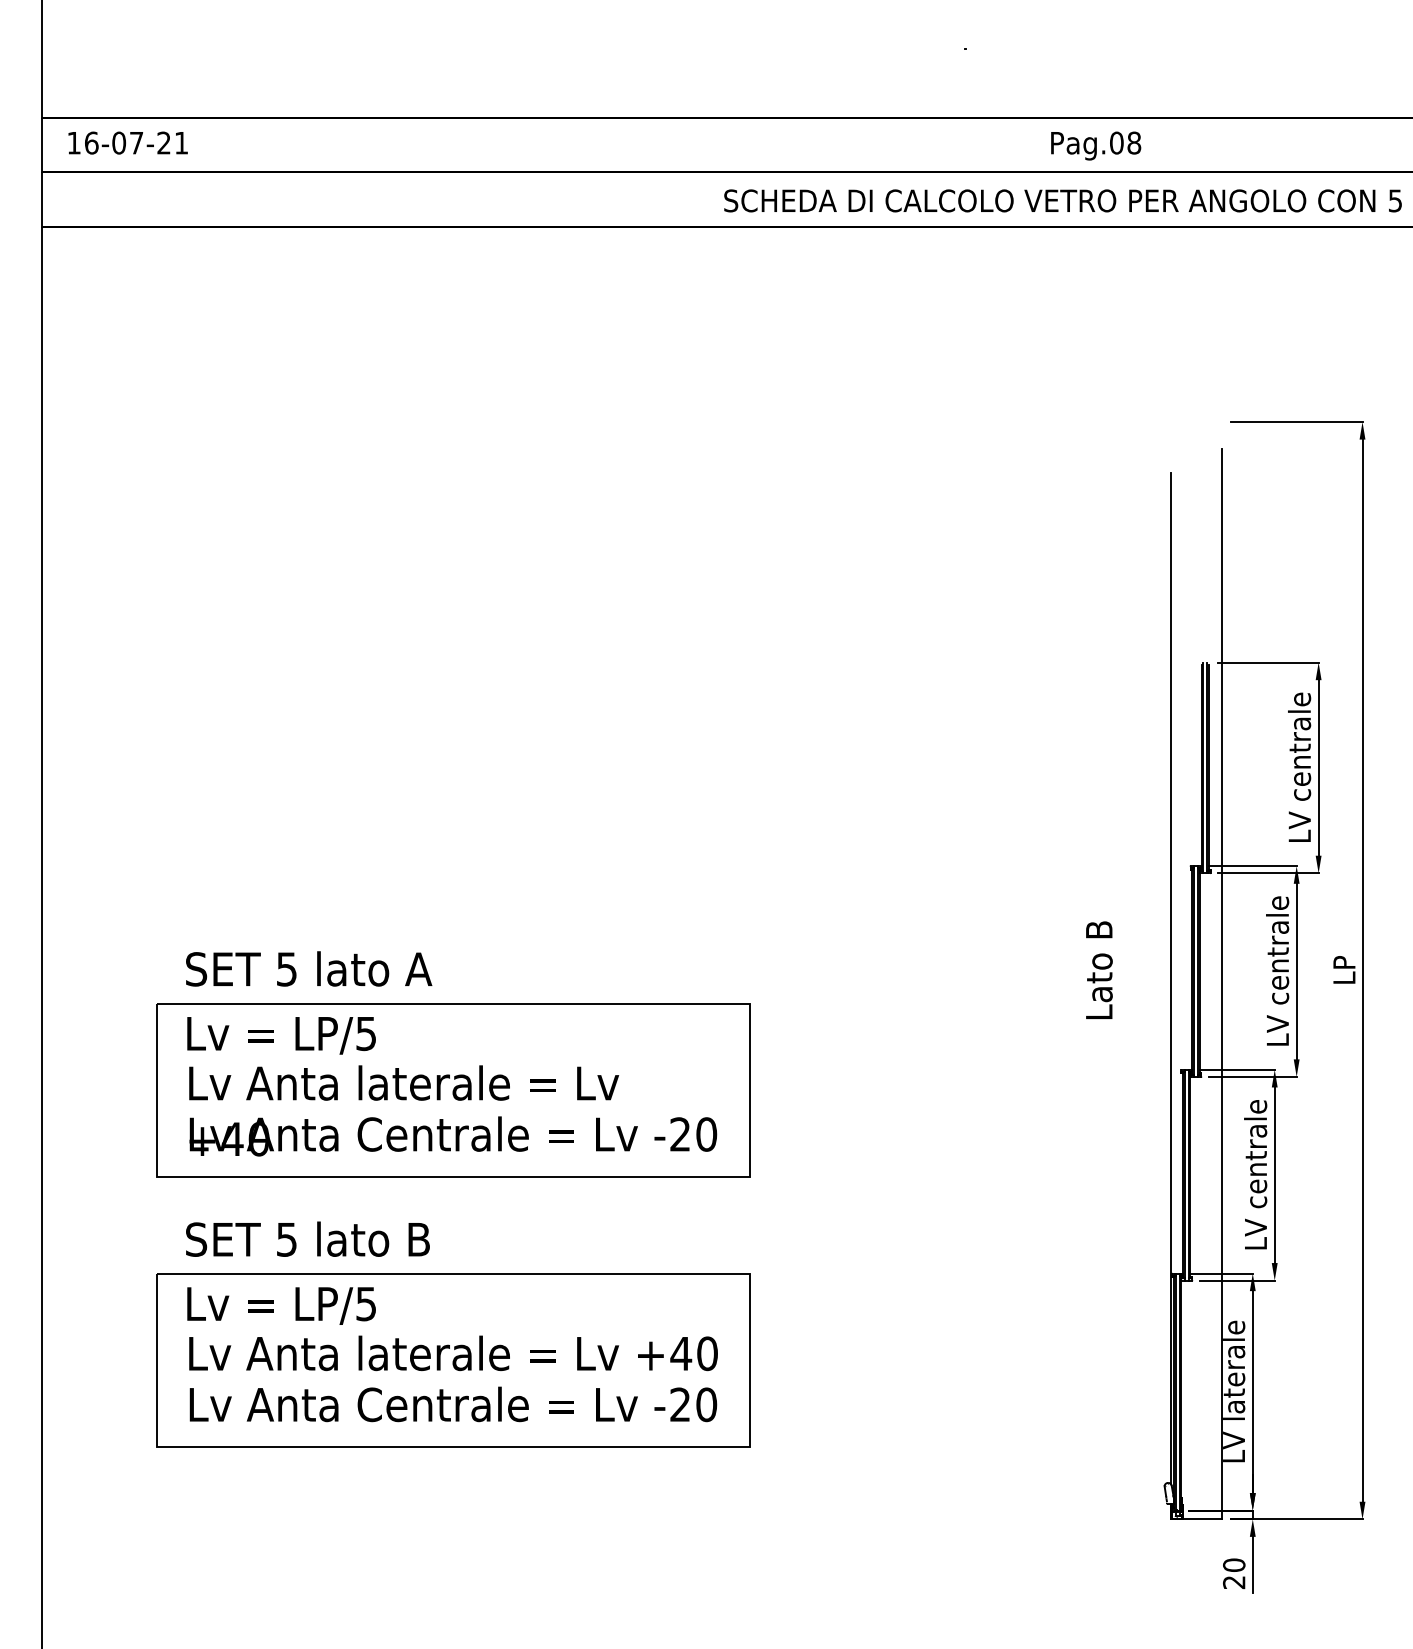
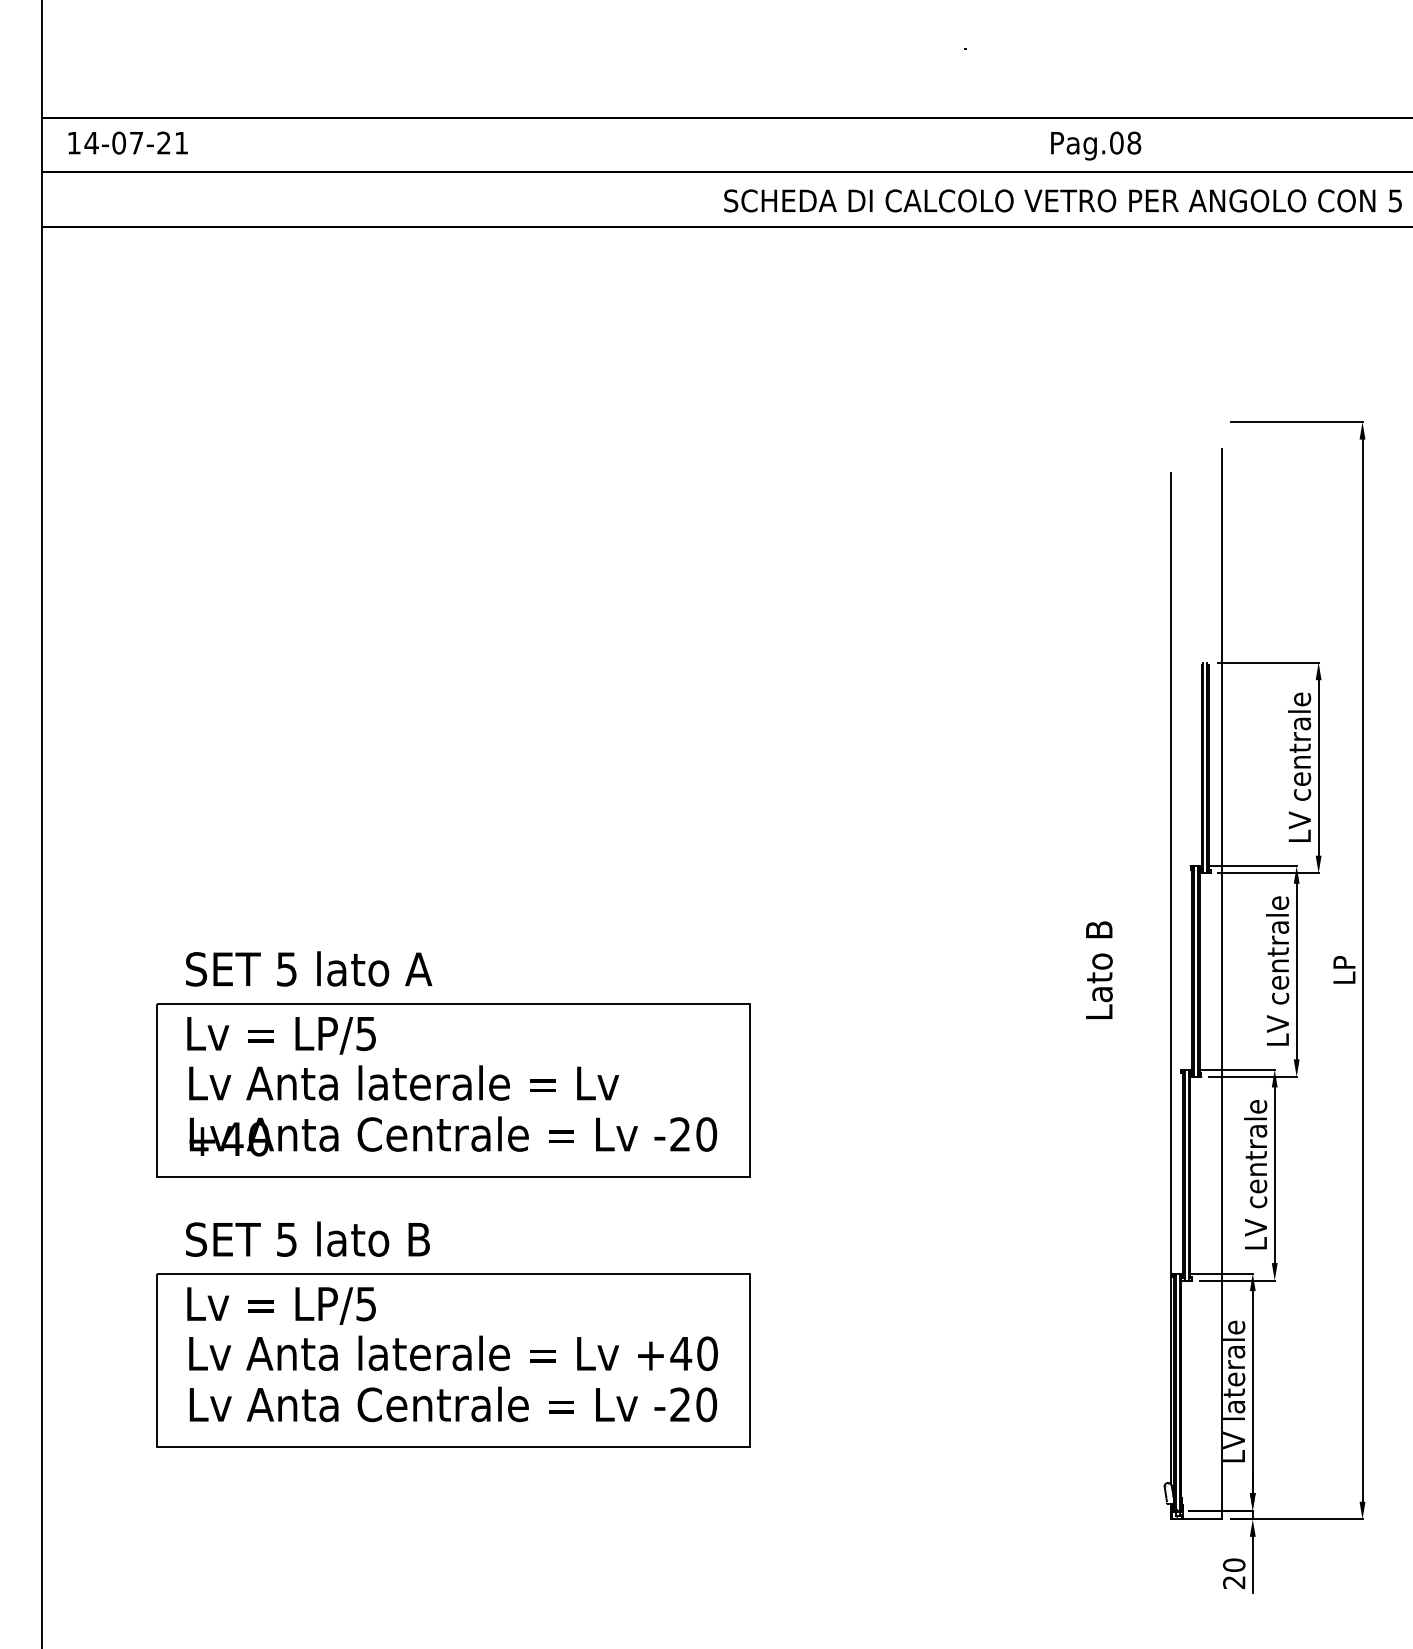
text: 16-07-21 -> 14-07-21 (91, 142)
